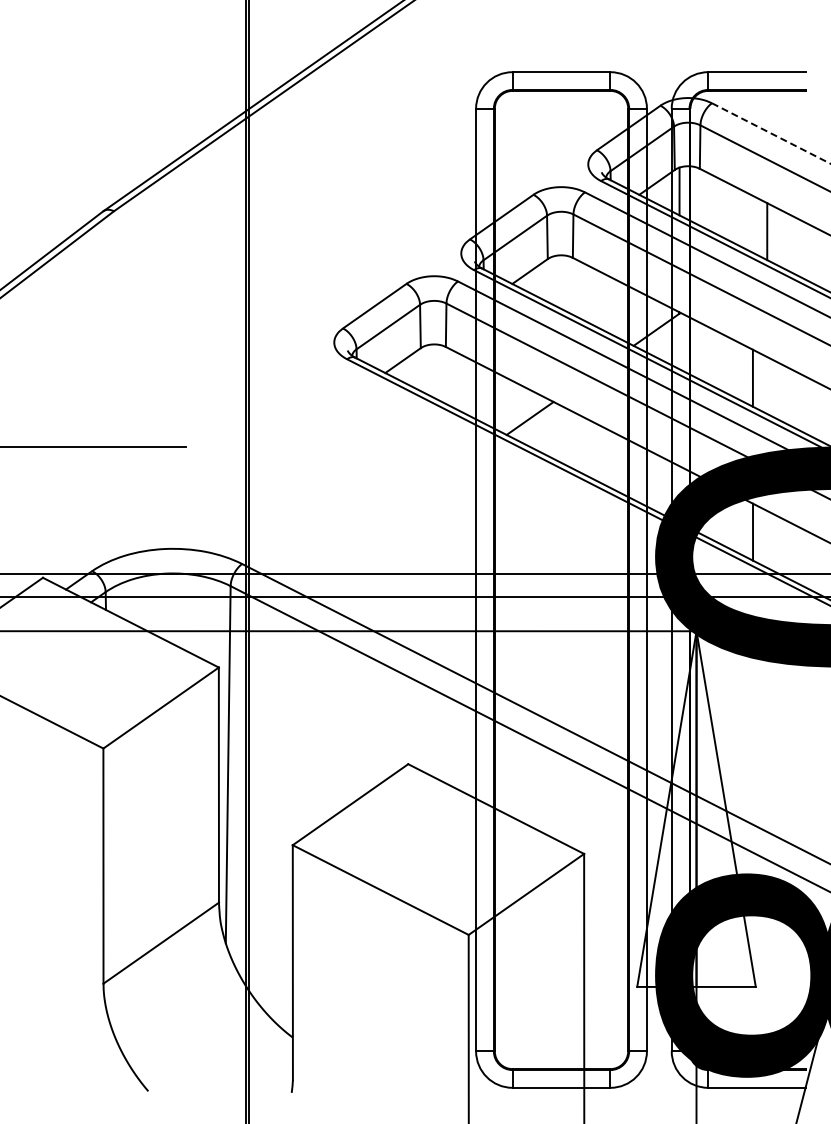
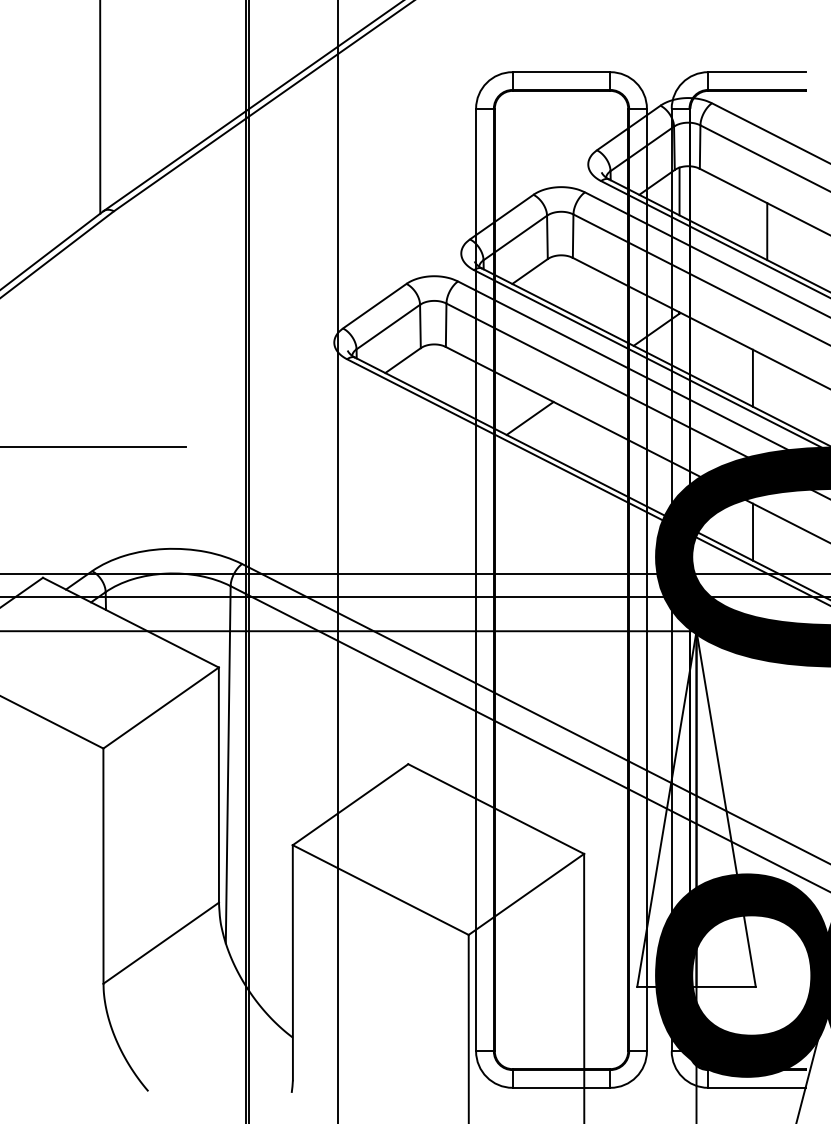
line: none -> present (100, 107)
line: dashed -> solid (771, 133)
line: none -> present (337, 561)
